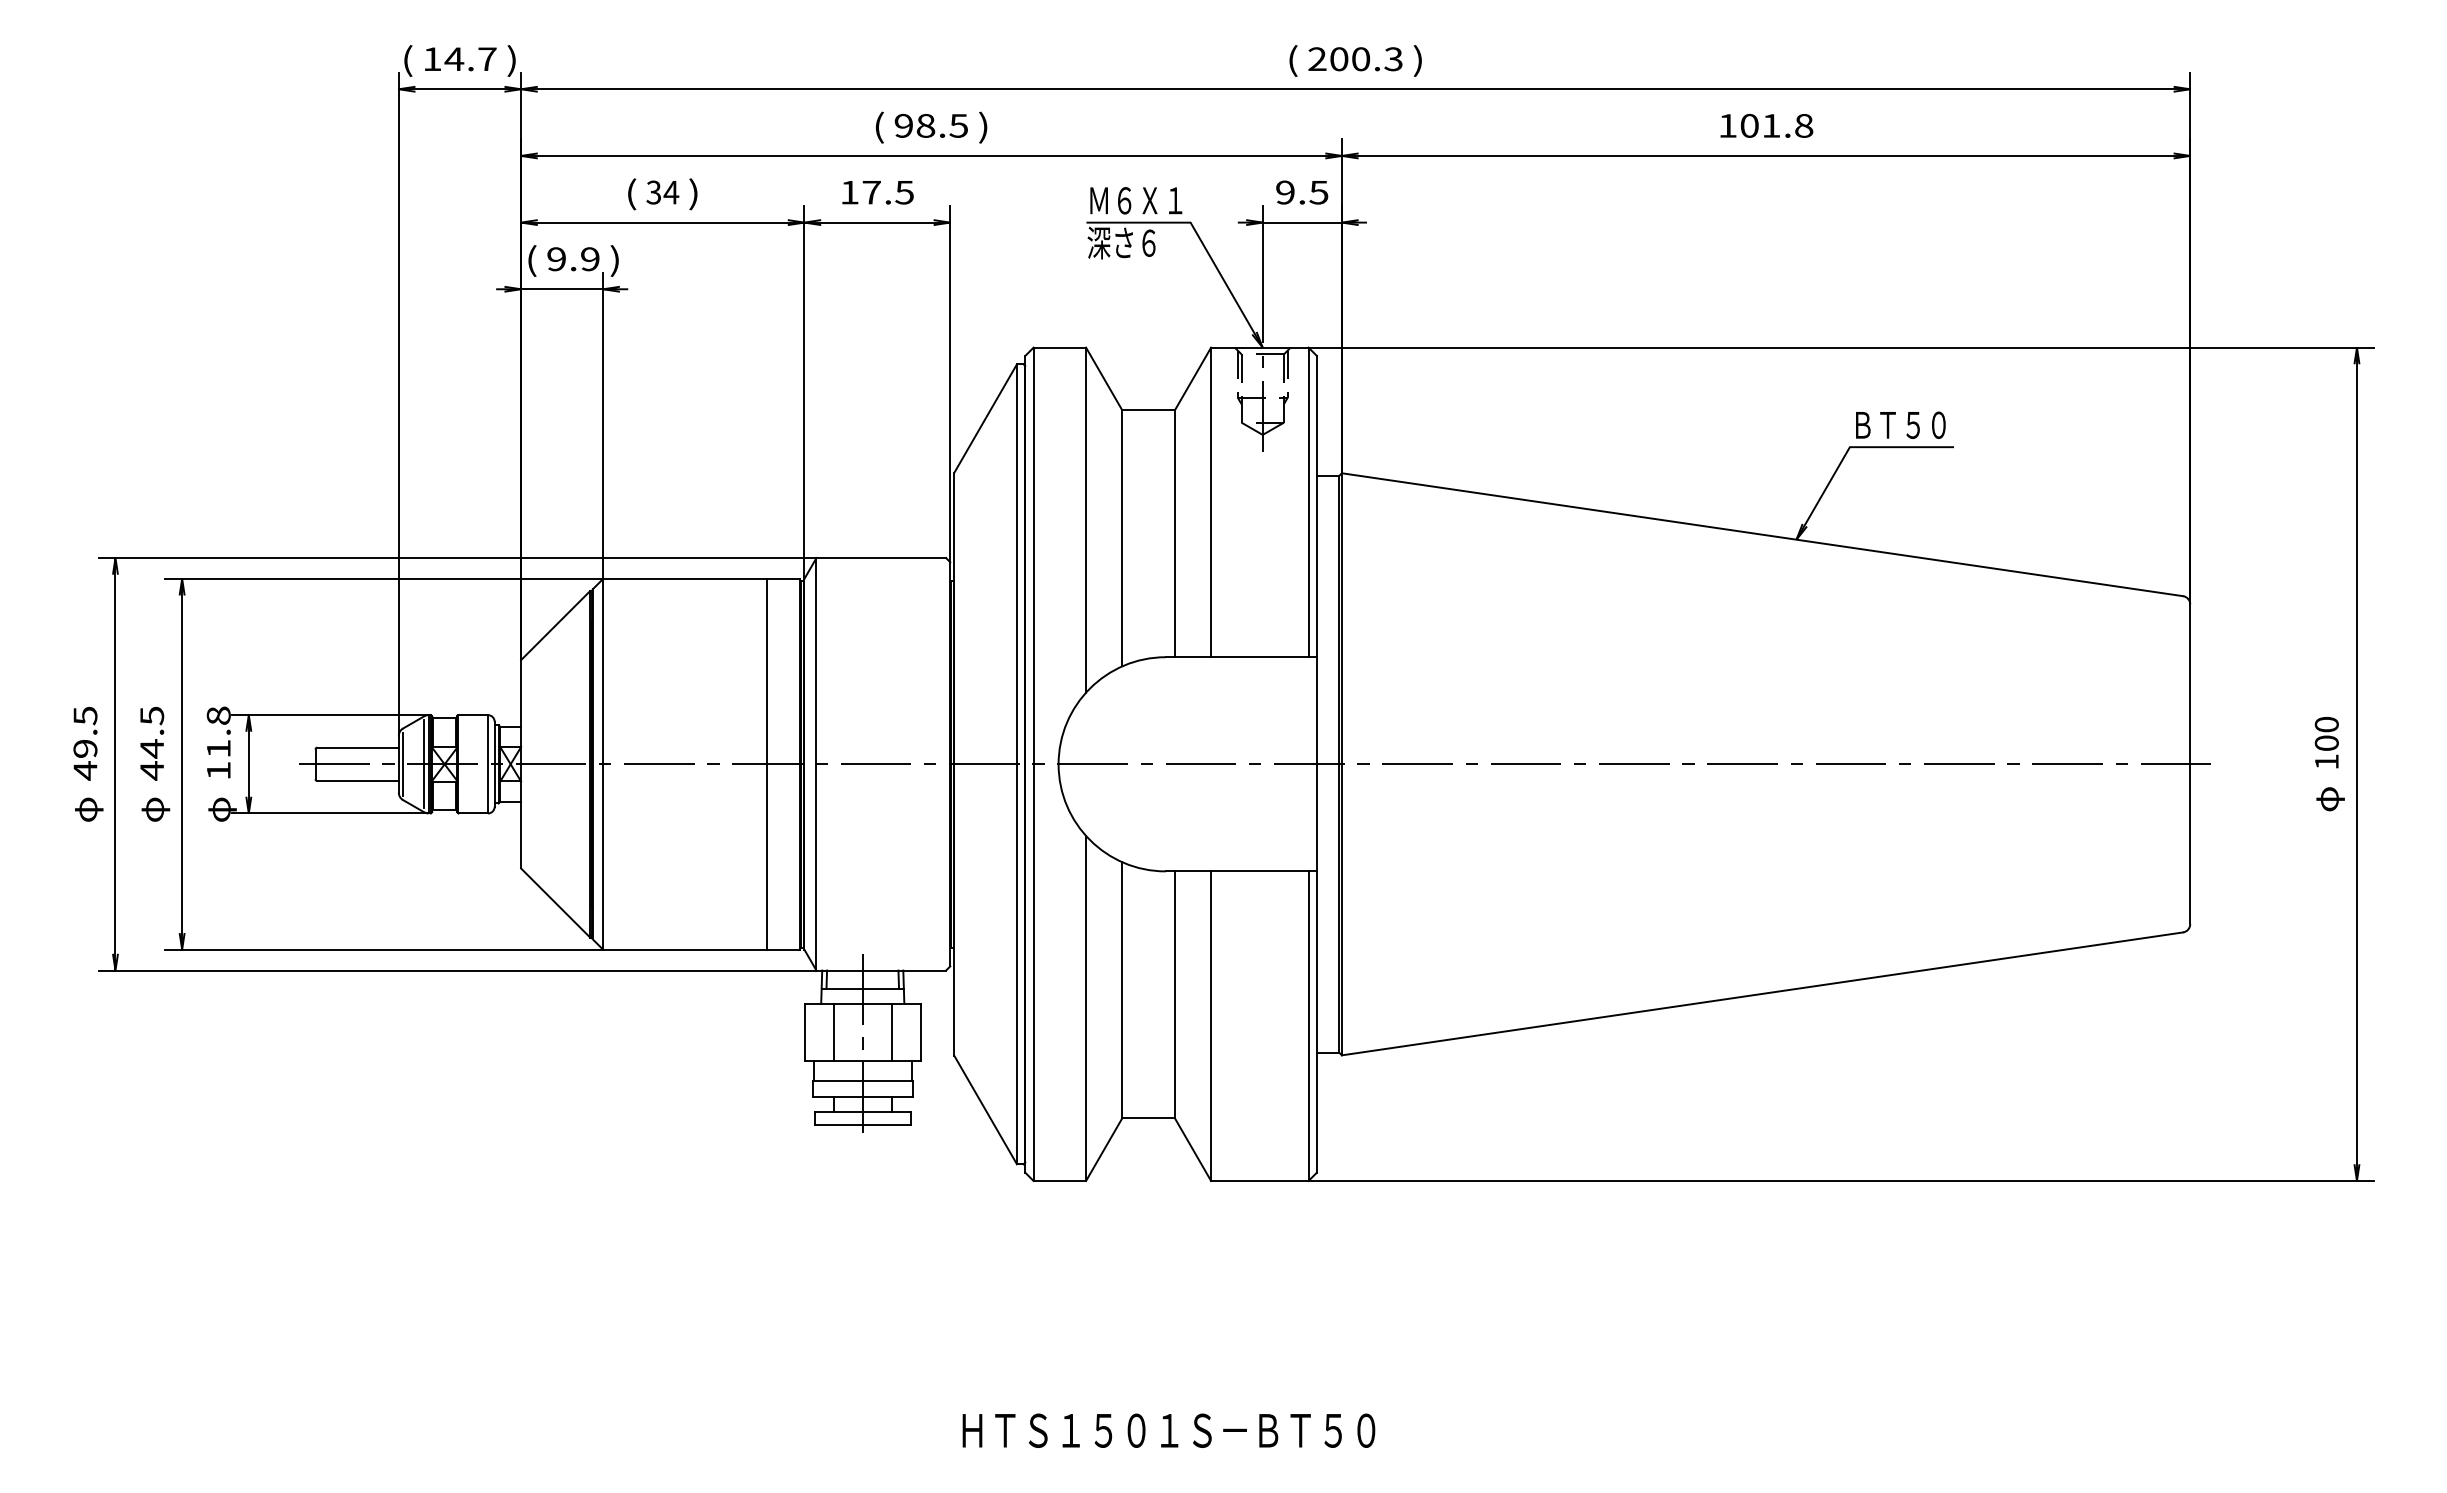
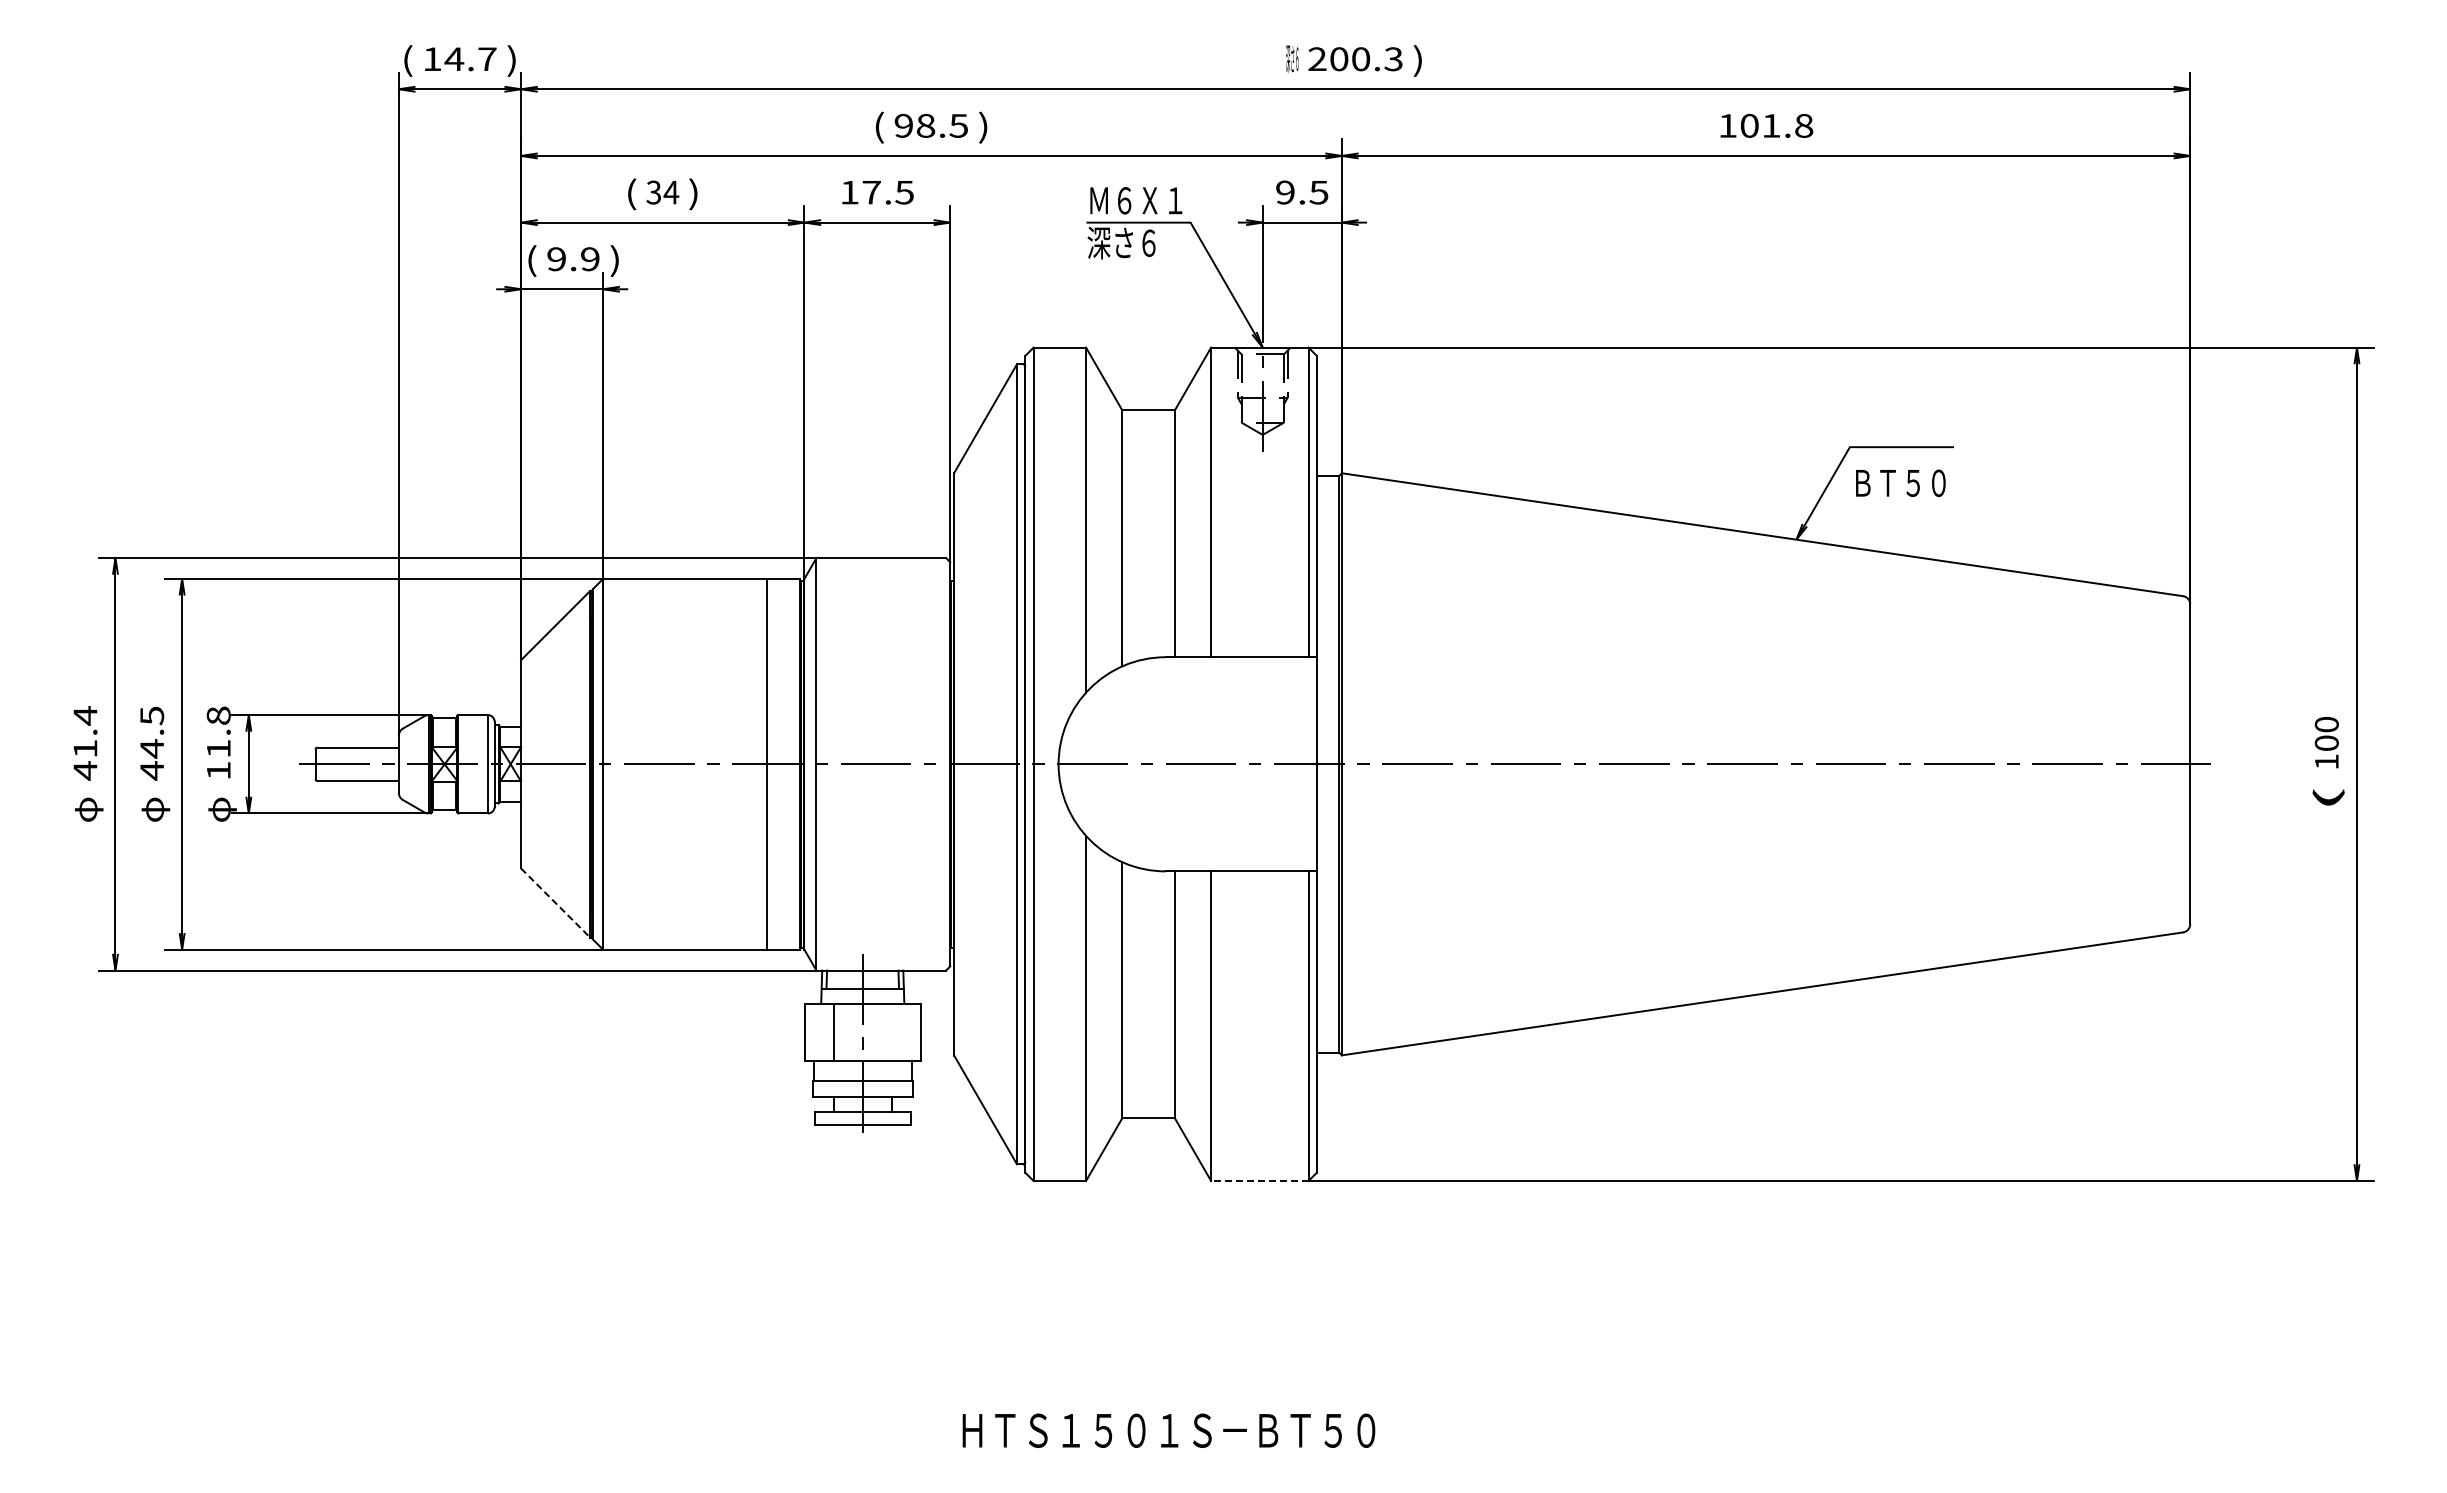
text: ( -> 深さ６ (1292, 60)
text position: (1900, 424) -> (1900, 482) (1900, 482)
text: 49.5 -> 41.4 (85, 731)
line: present -> none (403, 763)
line: present -> none (424, 764)
text: φ -> ( (2328, 799)
line: solid -> dashed (555, 903)
line: present -> none (891, 1031)
line: solid -> dashed (1259, 1180)
